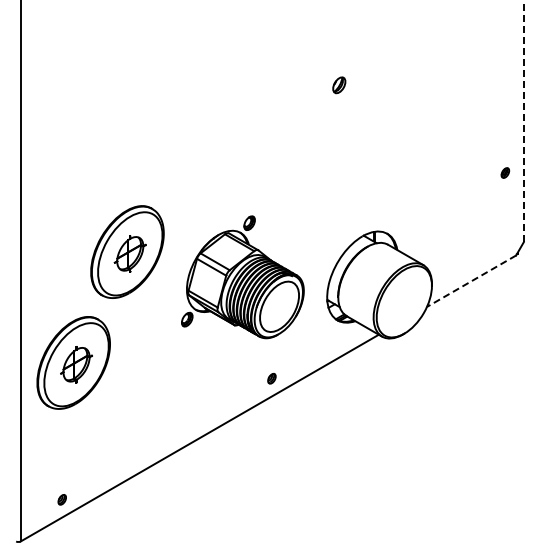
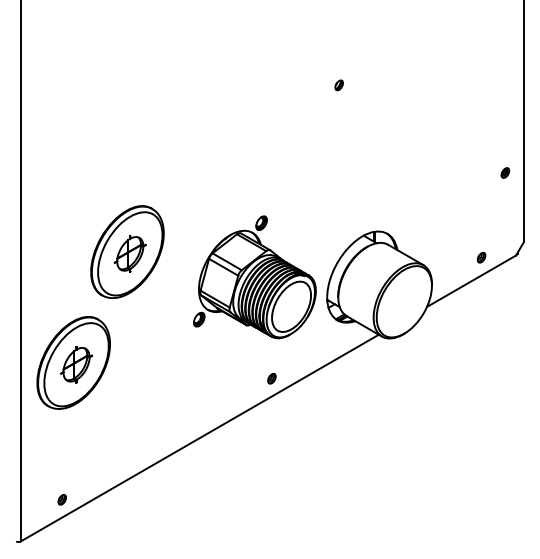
part size: 15x19 px -> 10x13 px (338, 85)
line: dashed -> solid (523, 121)
part: none -> present (481, 257)
part position: (242, 277) -> (254, 277) (254, 277)
line: dashed -> solid (471, 281)
